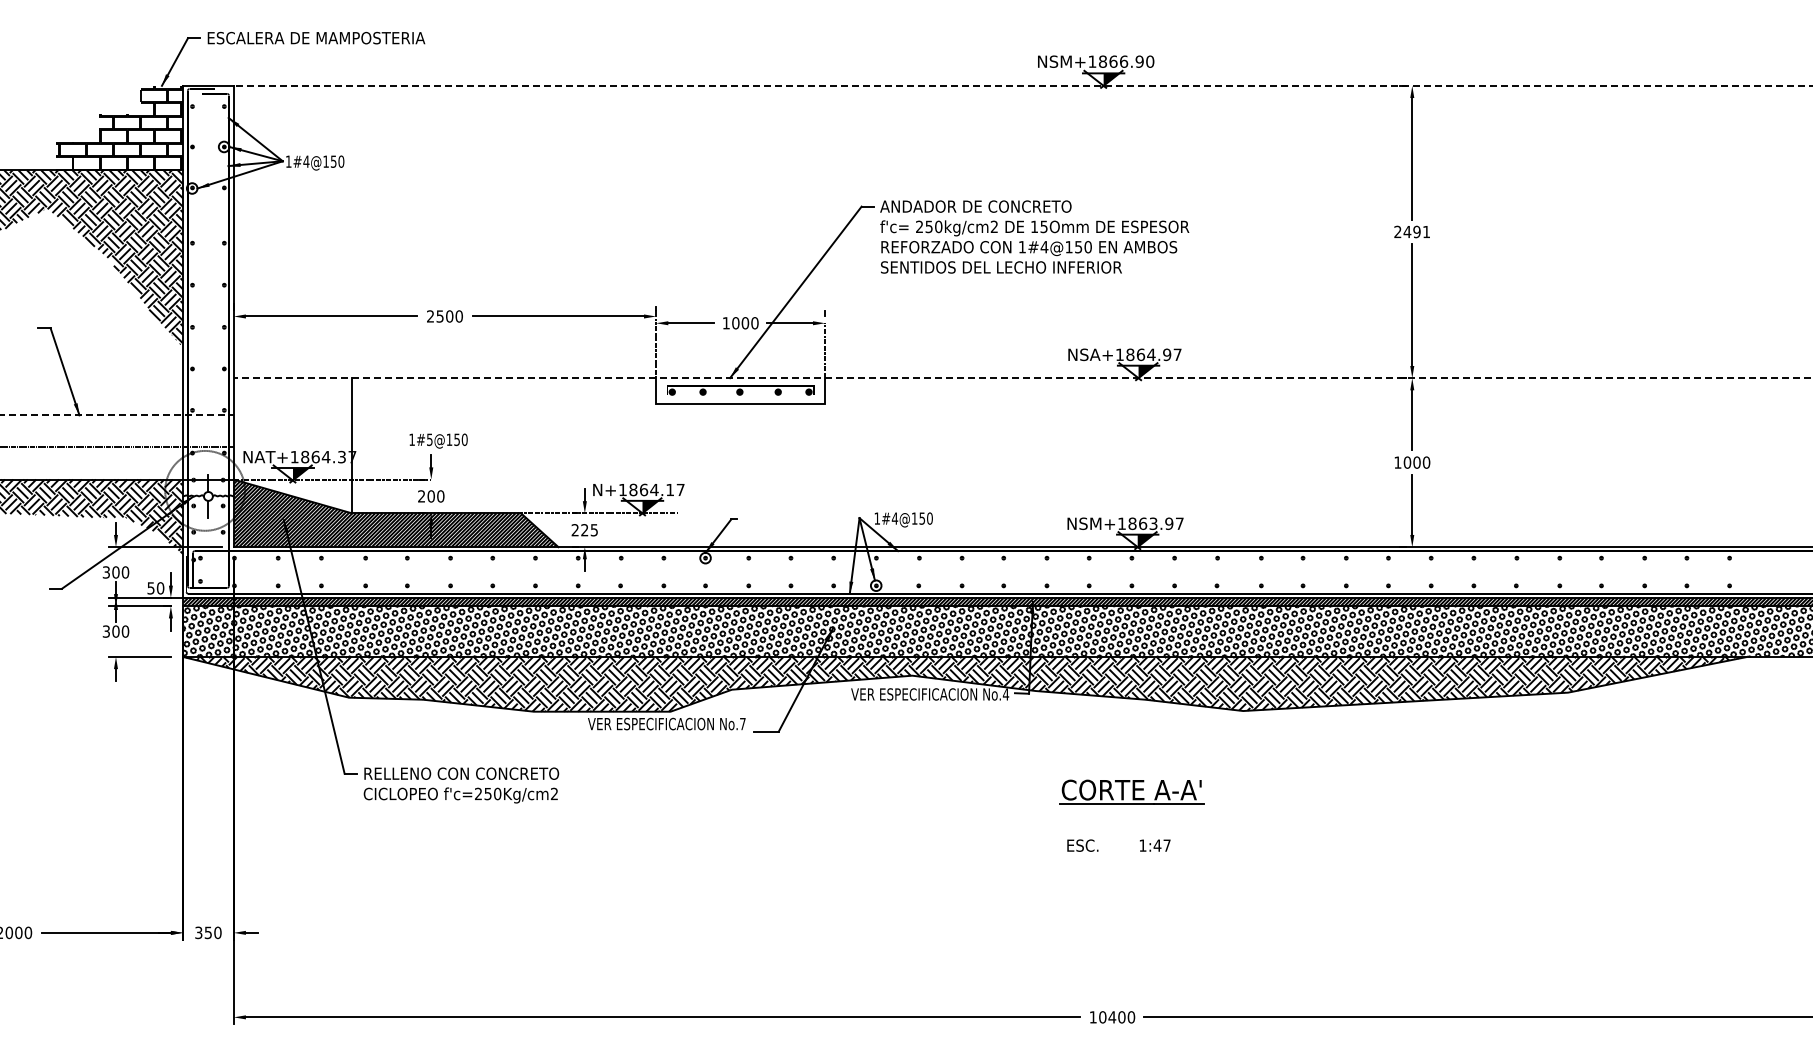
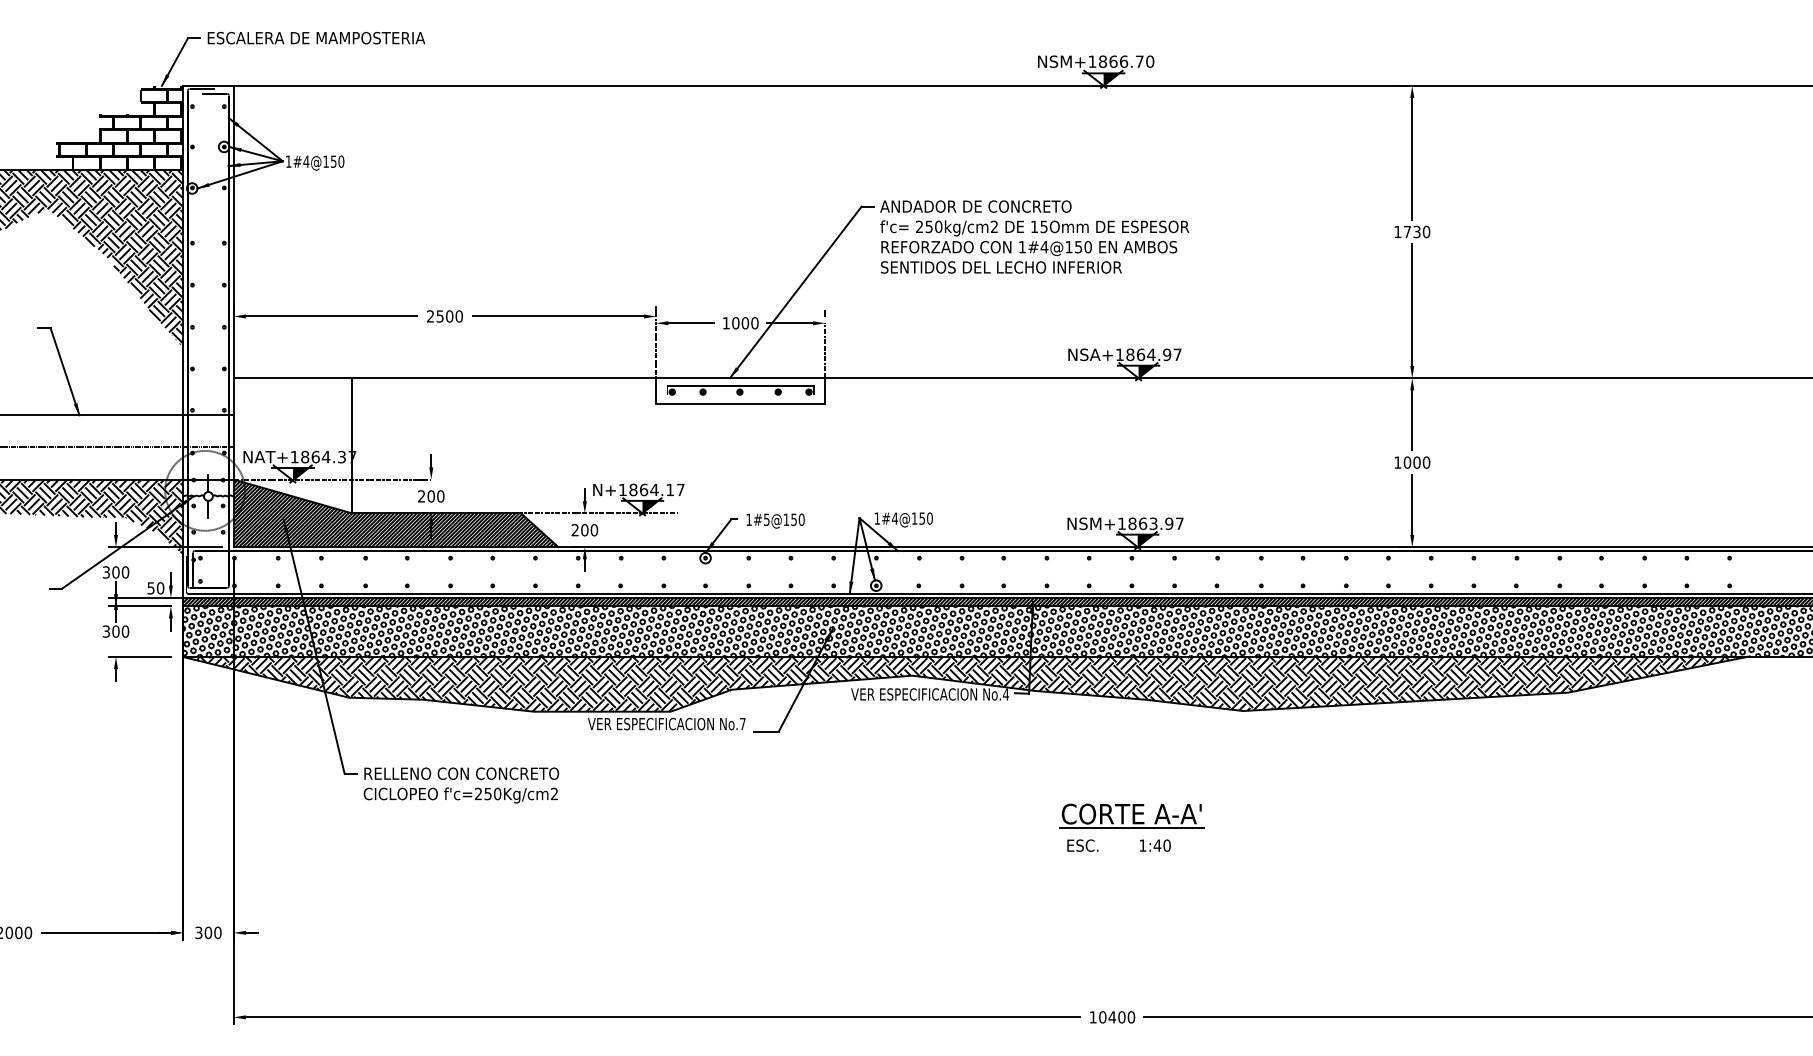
text: NSM+1866.90 -> NSM+1866.70 (1139, 61)
line: dashed -> solid (1022, 85)
text: 2491 -> 1730 (1412, 231)
line: dashed -> solid (1022, 378)
line: dashed -> solid (116, 415)
text position: (438, 440) -> (775, 520) (775, 520)
text: 225 -> 200 (589, 530)
part position: (1131, 791) -> (1131, 815) (1131, 815)
text: 1:47 -> 1:40 (1166, 845)
text: 350 -> 300 (208, 932)
